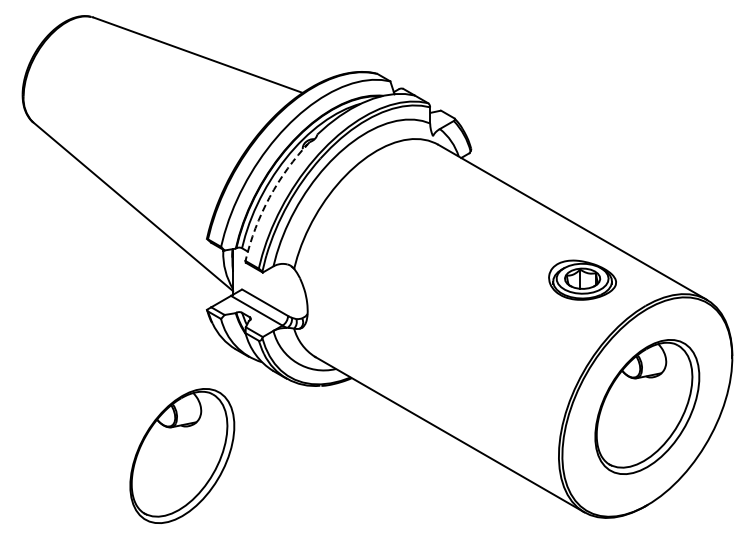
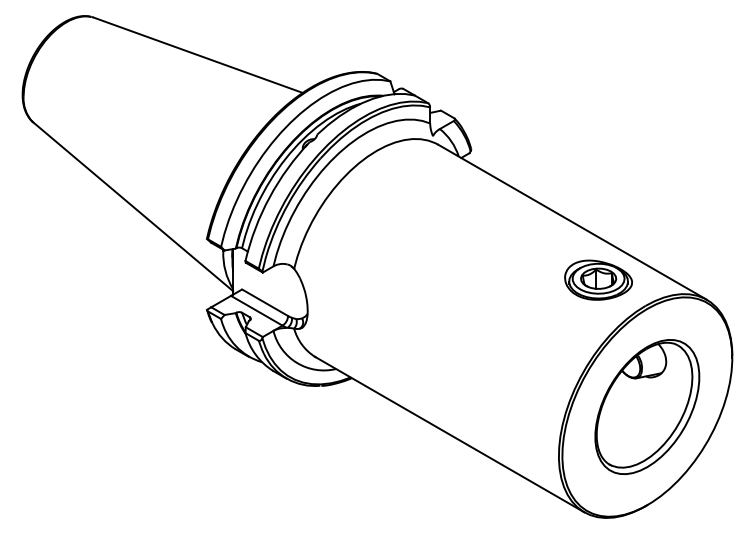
arc: dashed -> solid (269, 197)
part position: (582, 279) -> (598, 279) (598, 279)
part: present -> none (182, 455)
